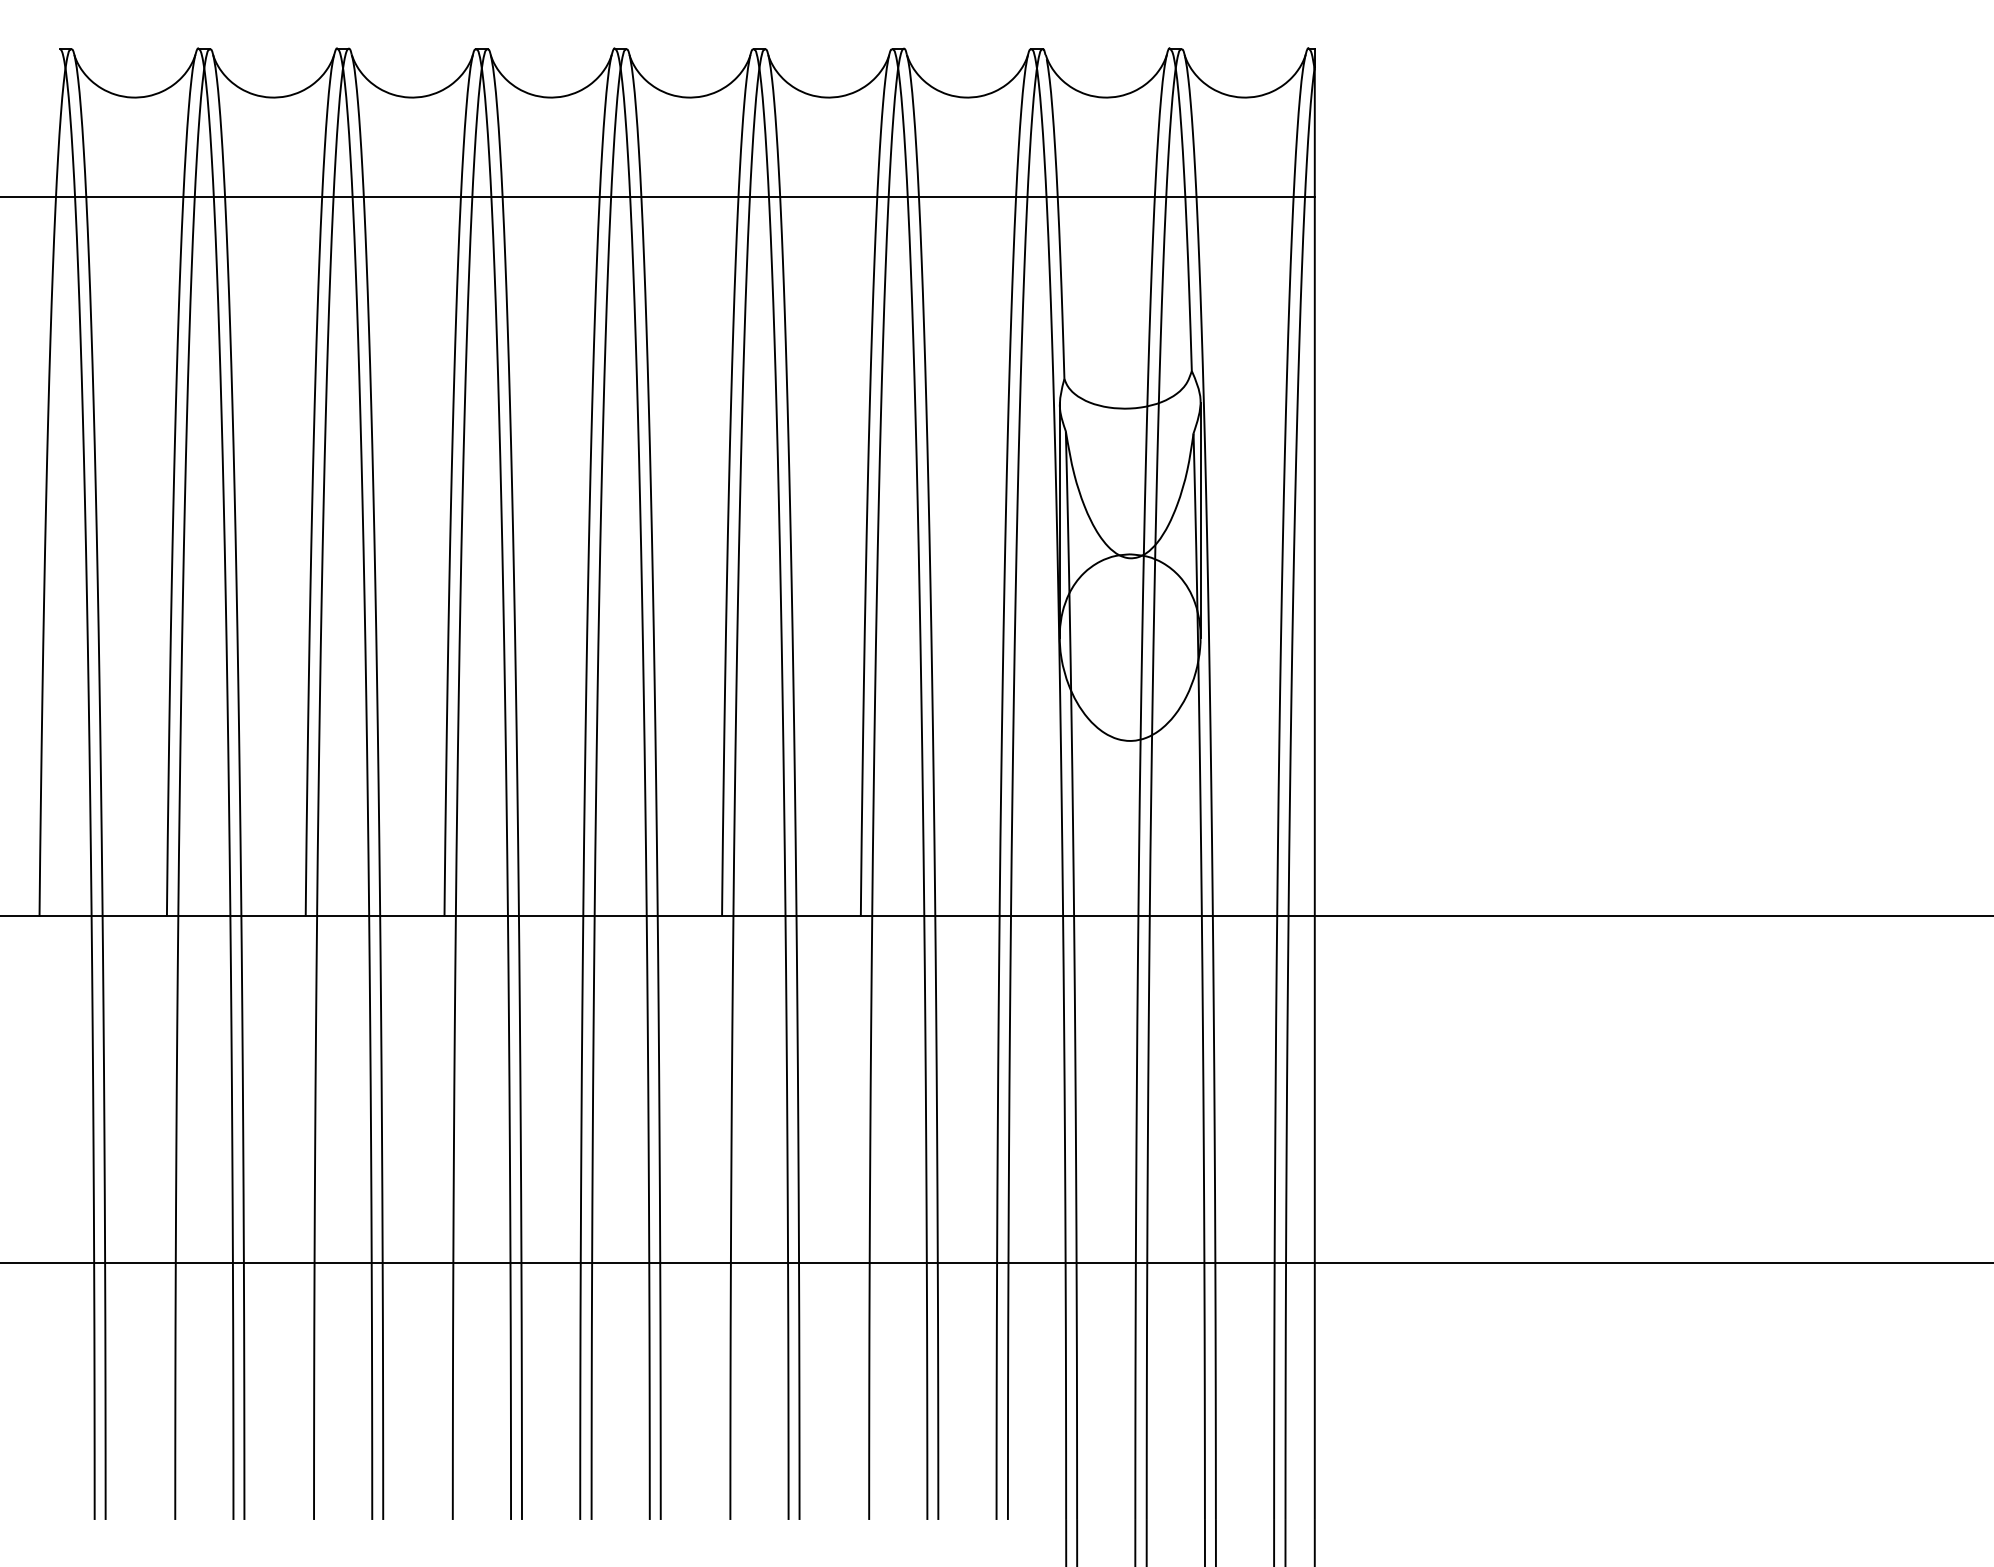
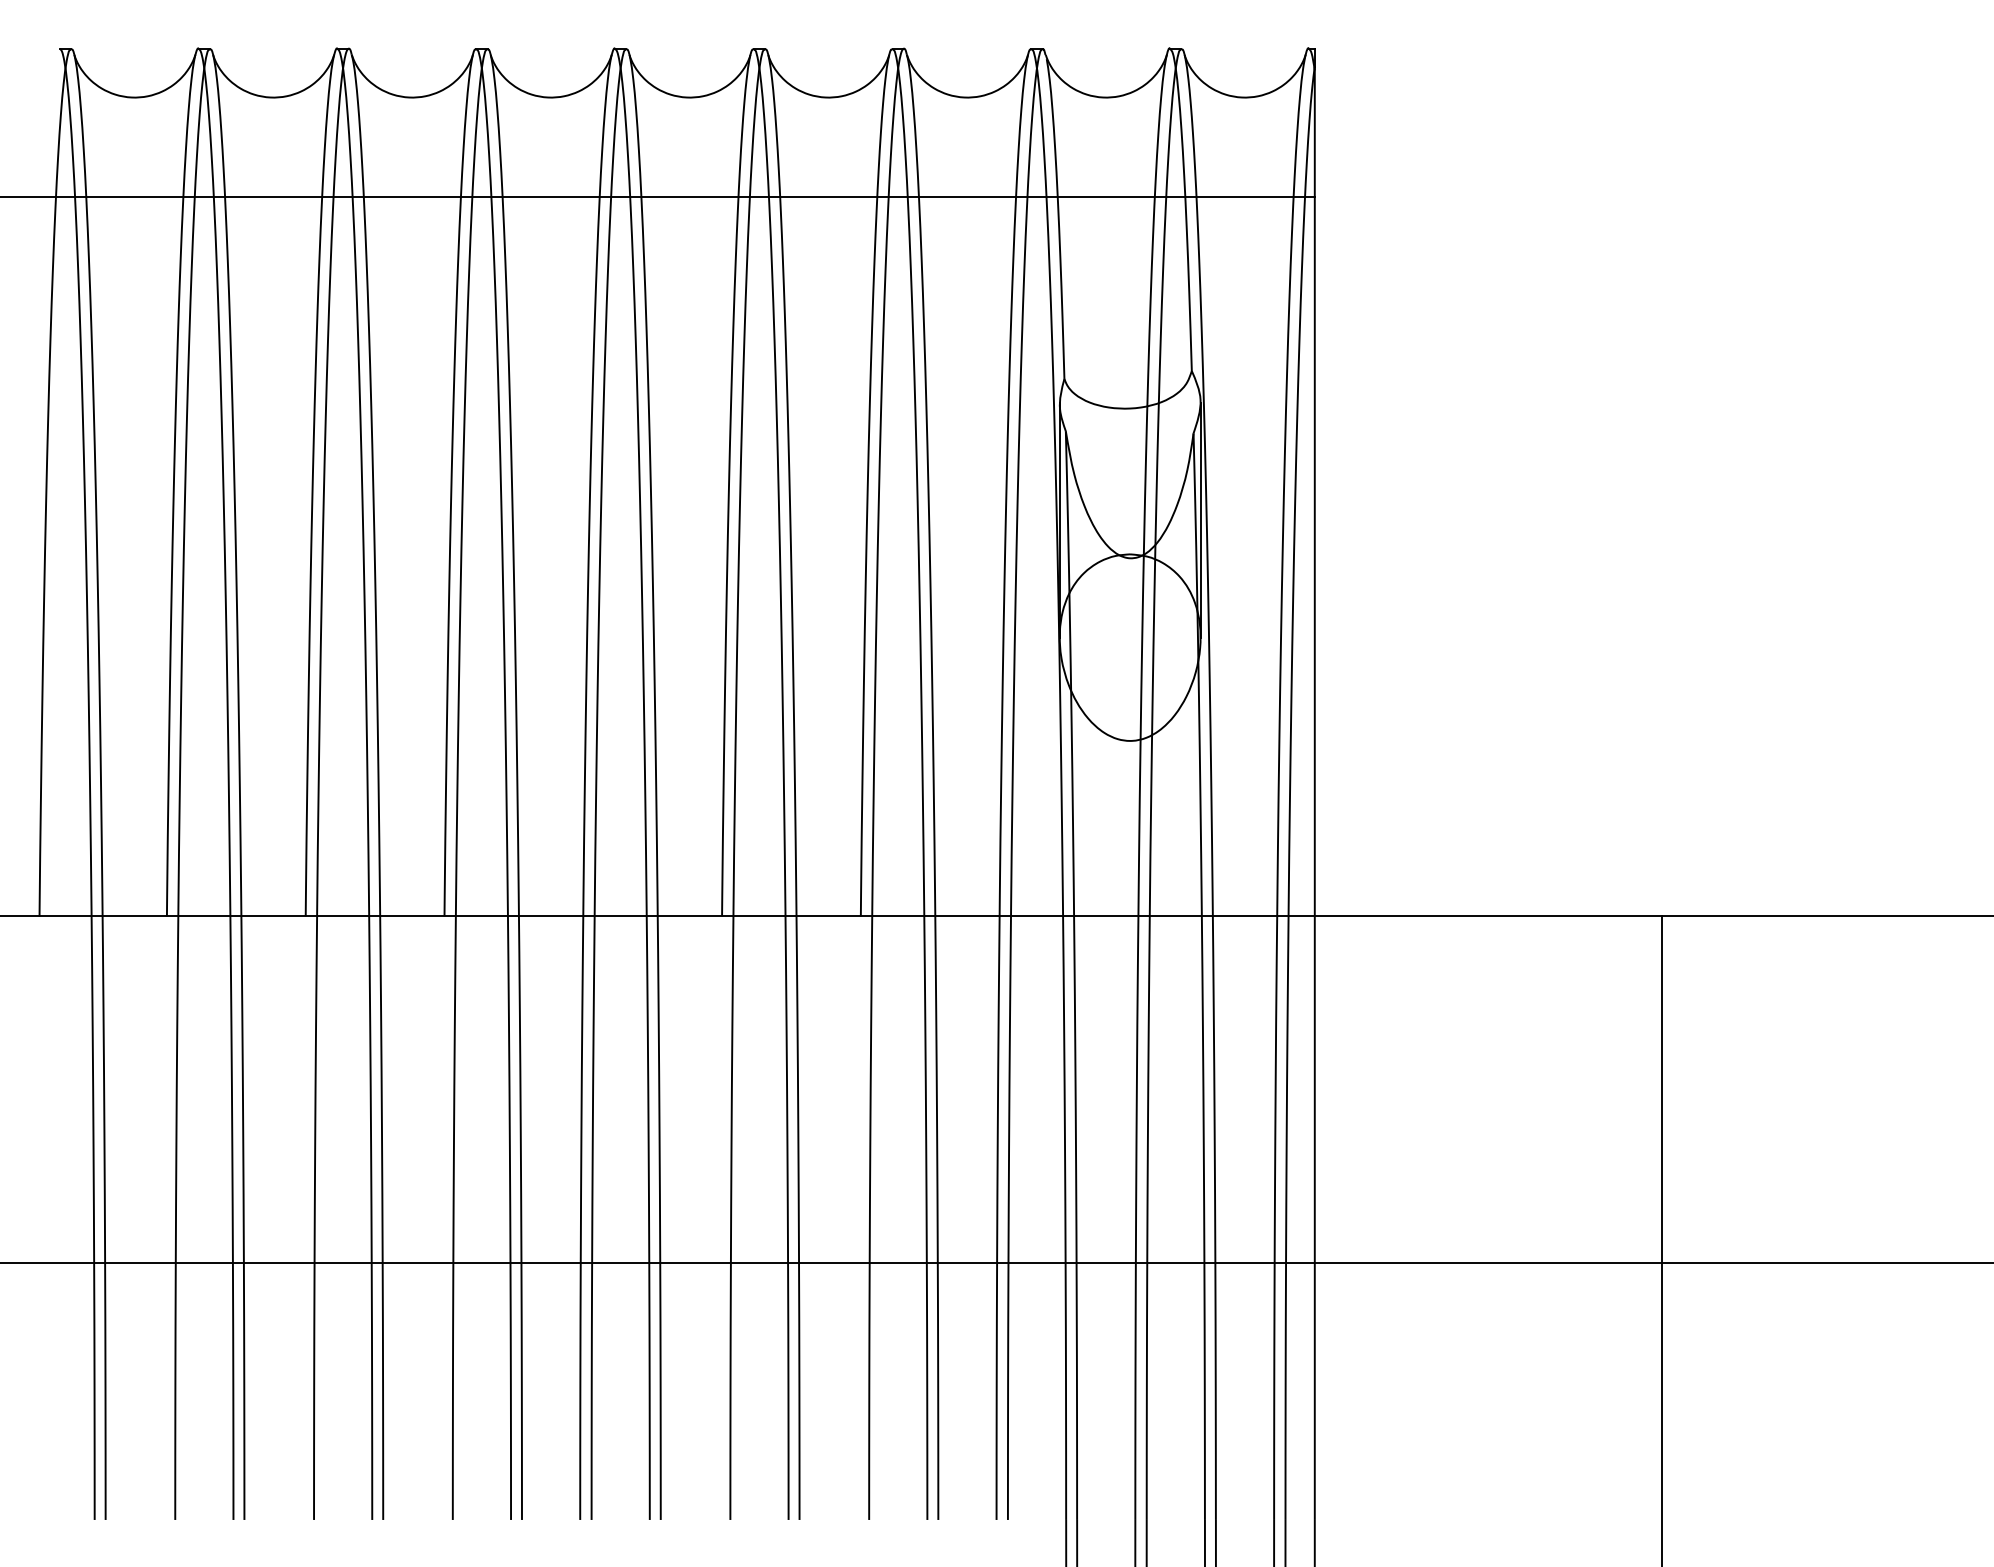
line: none -> present (1661, 1239)
